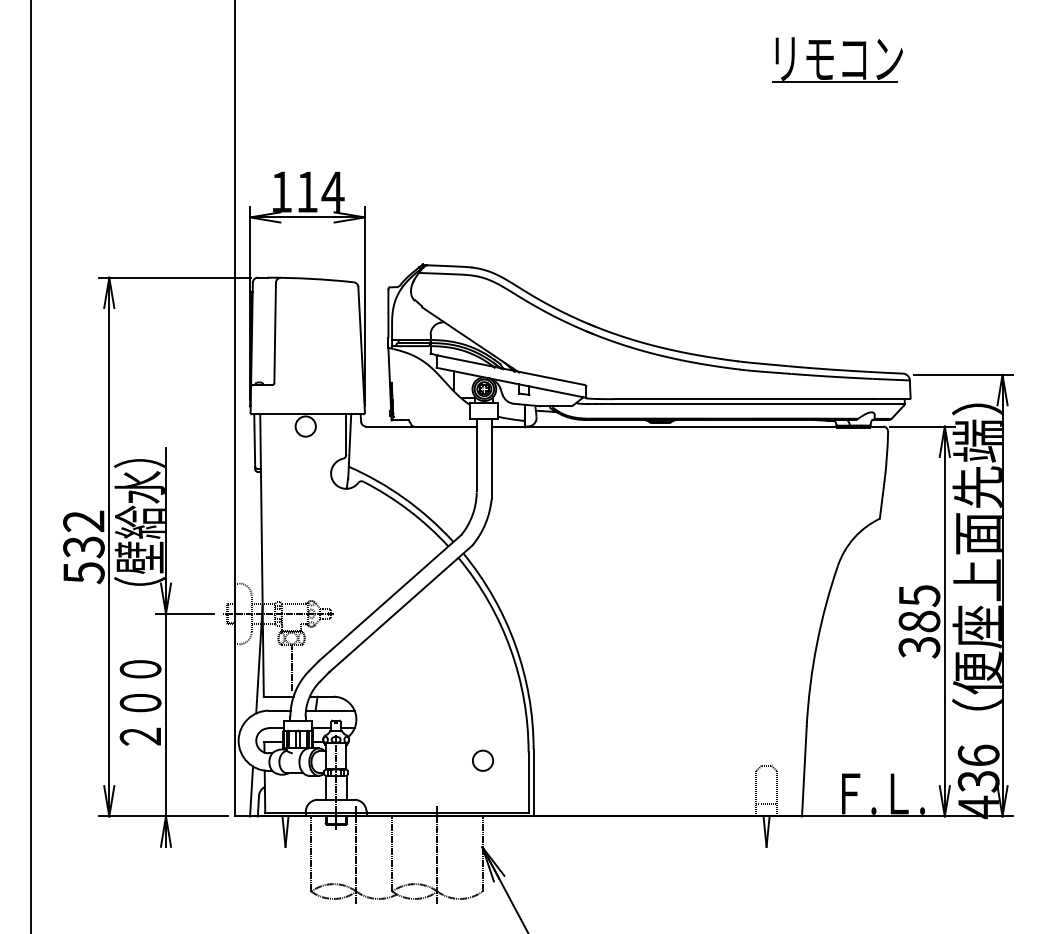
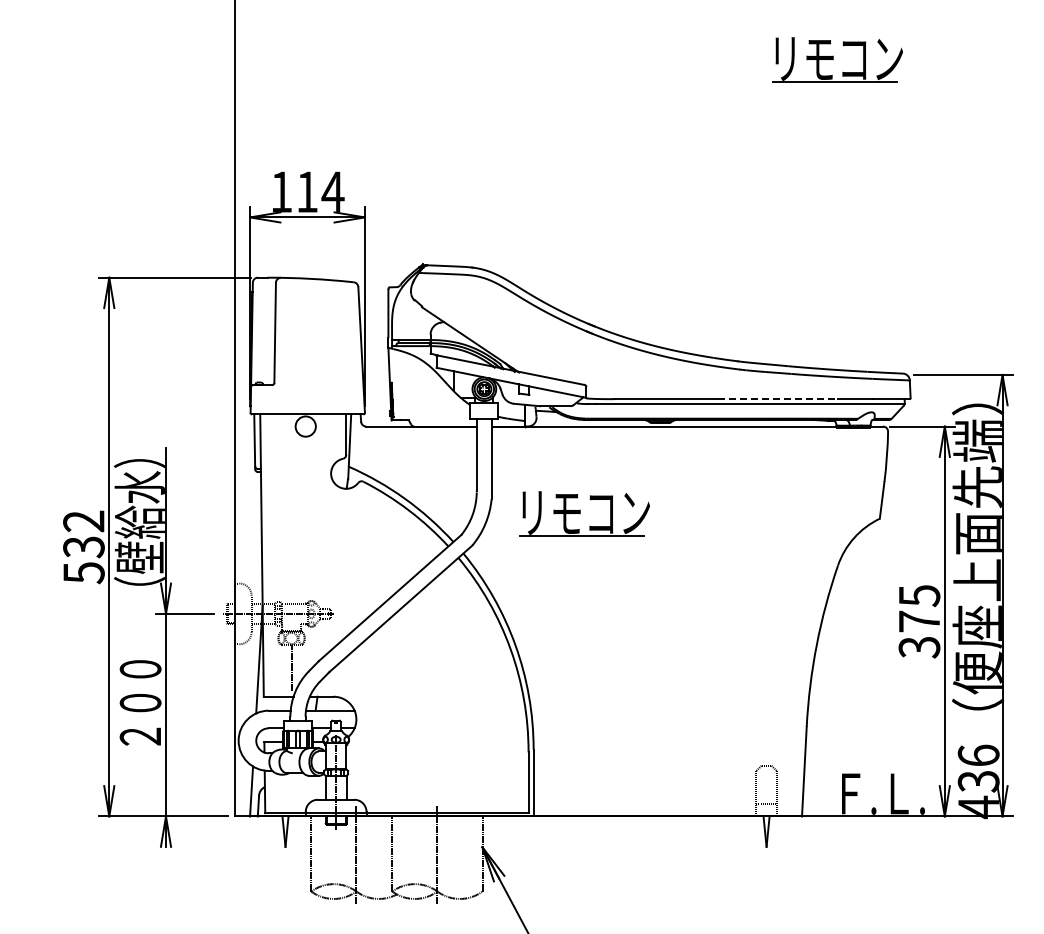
line: solid -> dashed (778, 399)
line: present -> none (31, 466)
part: none -> present (584, 513)
text: 385 -> 375 (919, 621)
circle: present -> none (482, 760)
